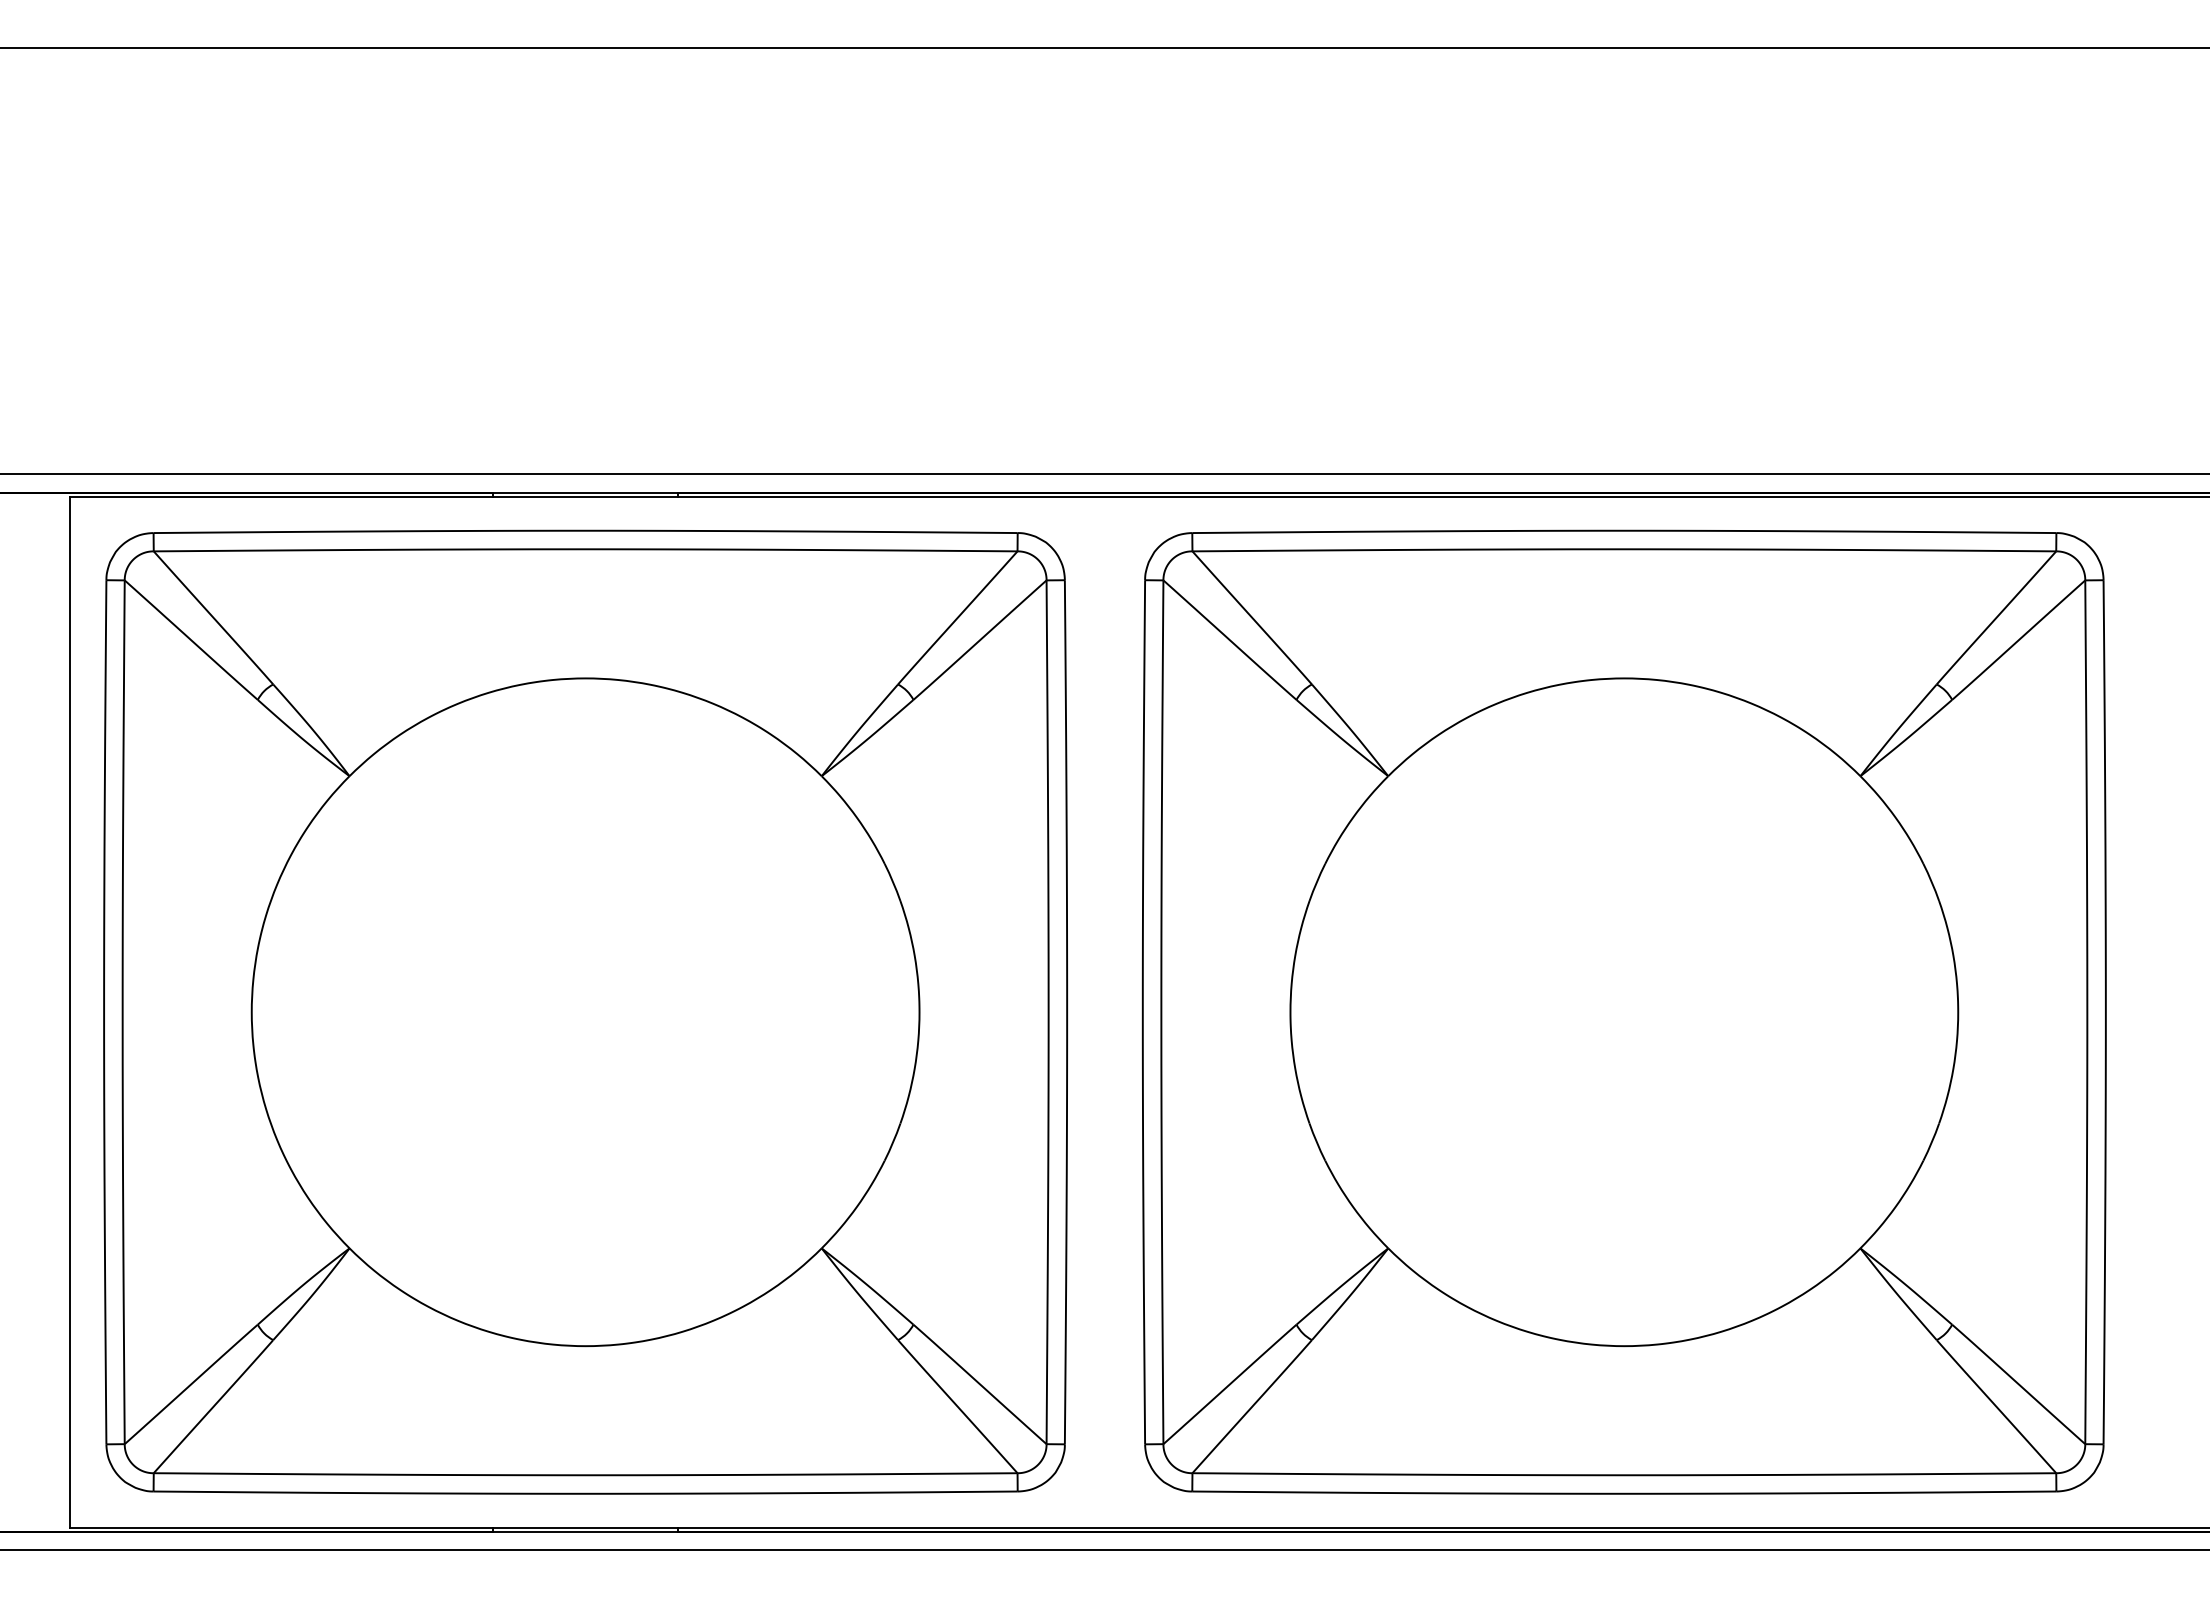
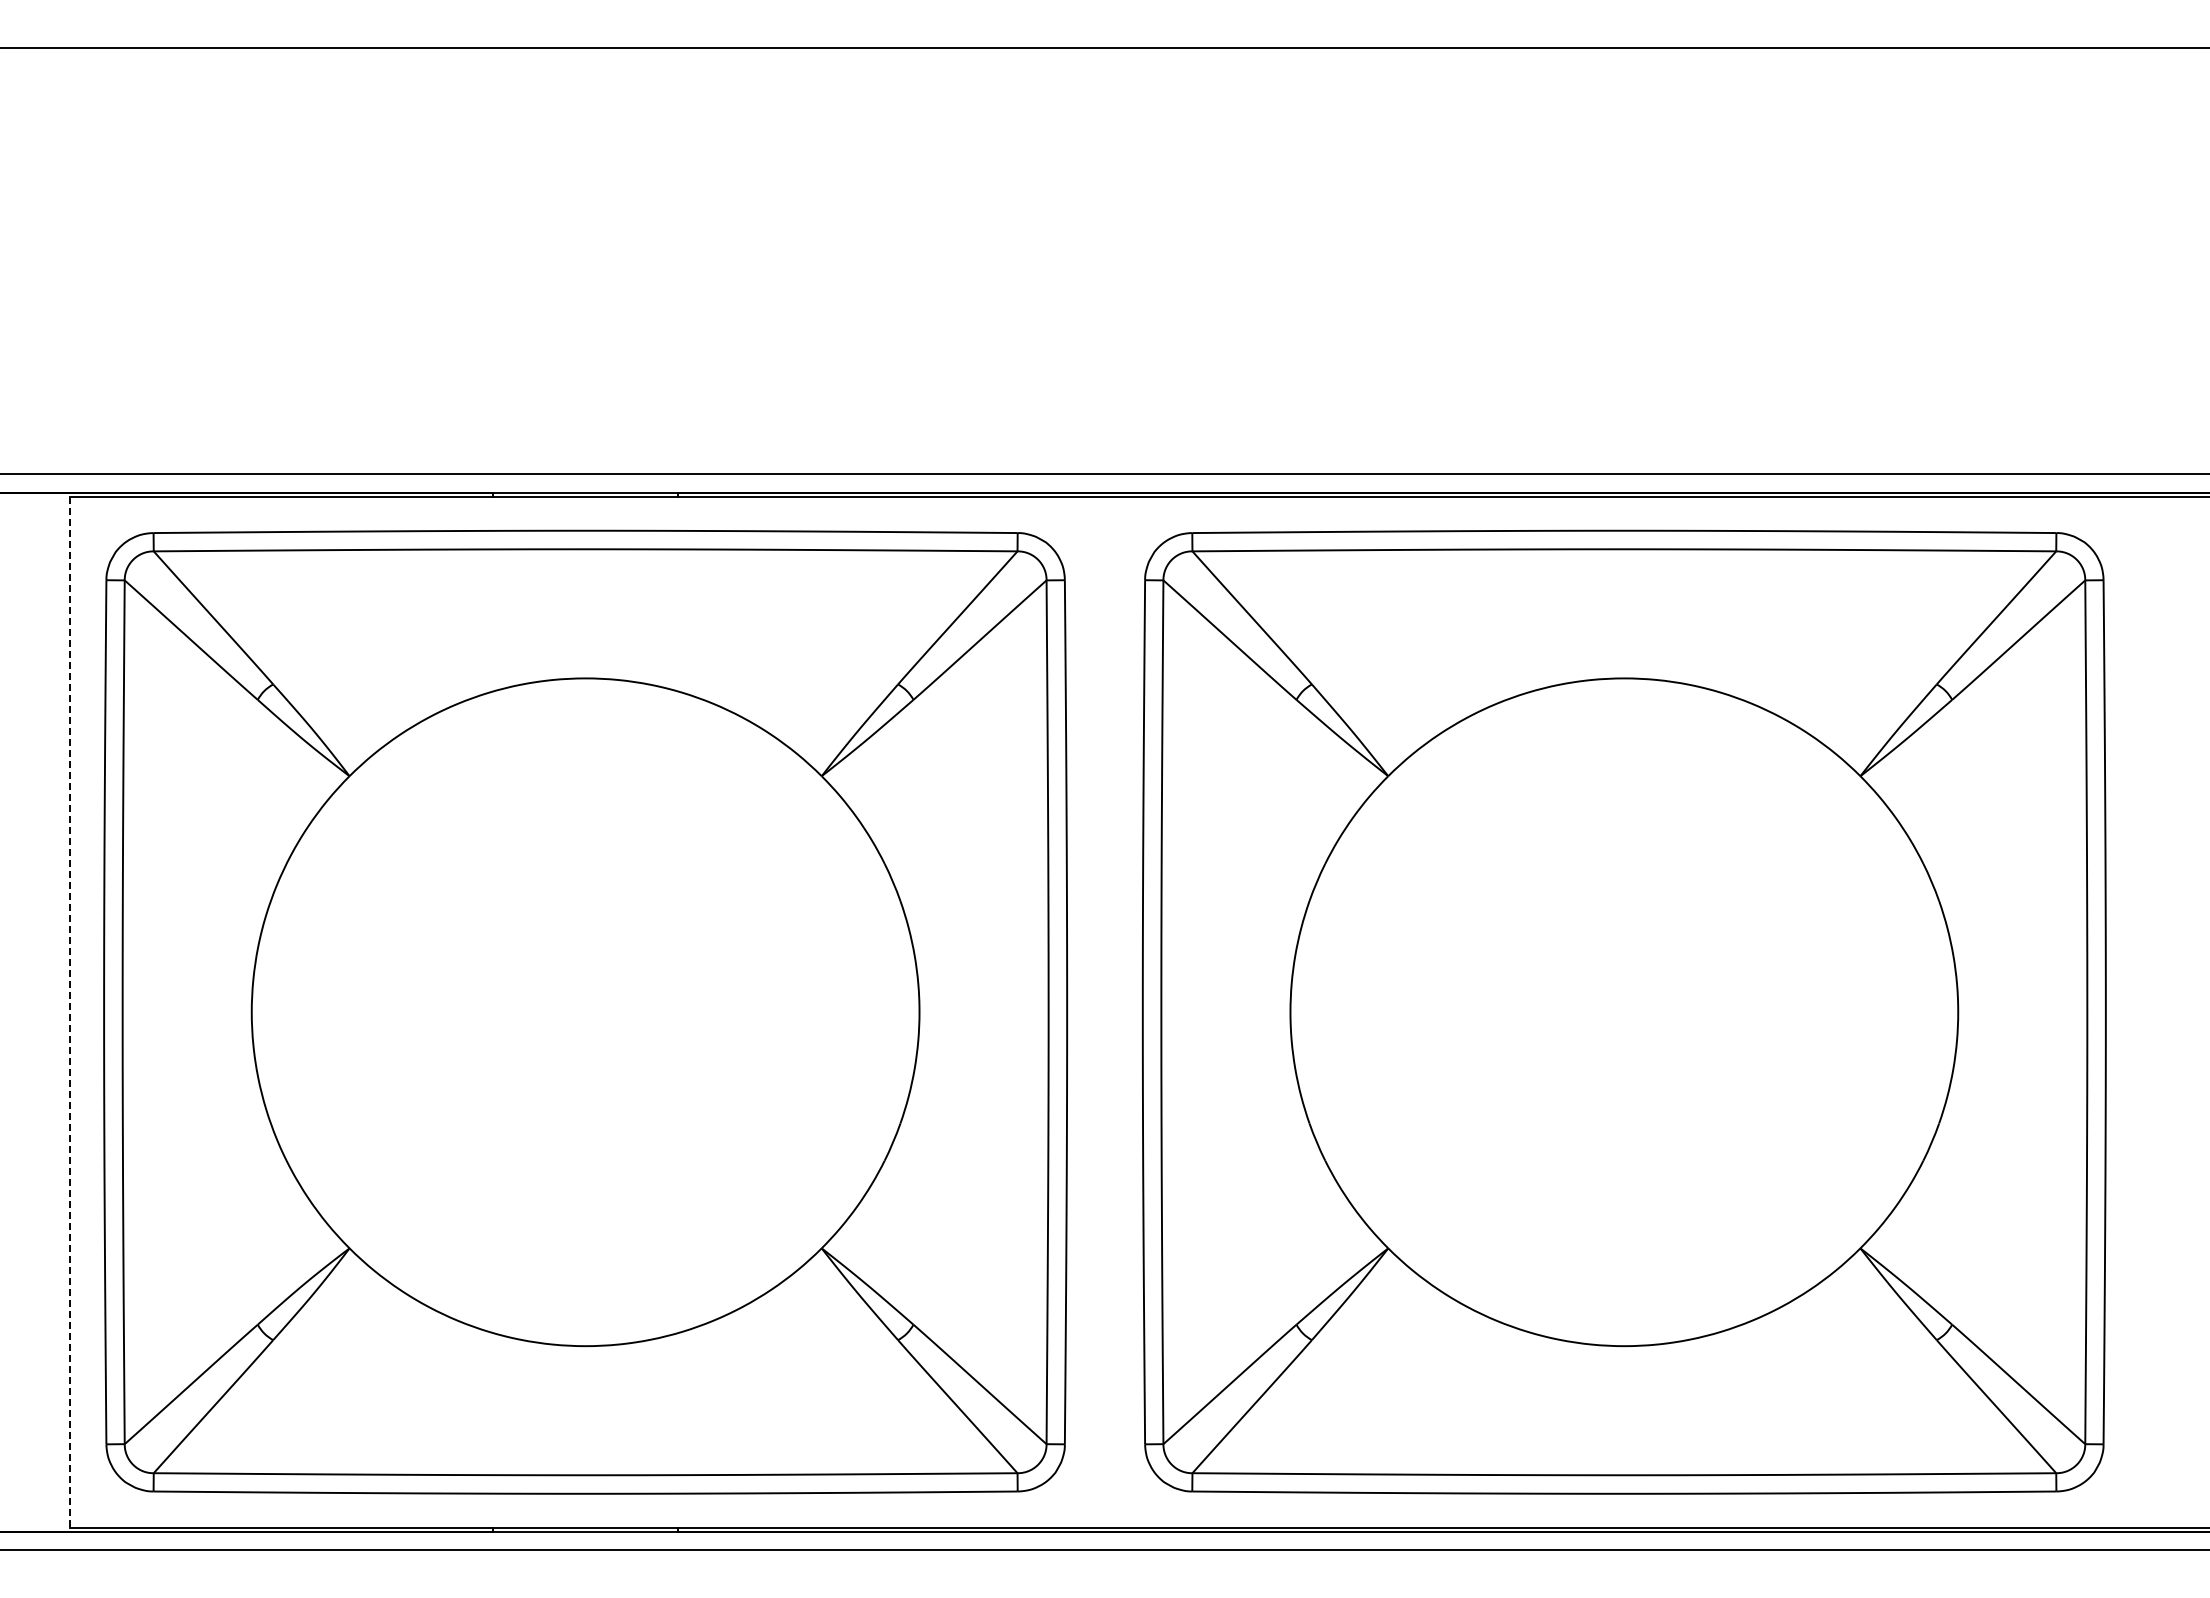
line: solid -> dashed (70, 1012)
